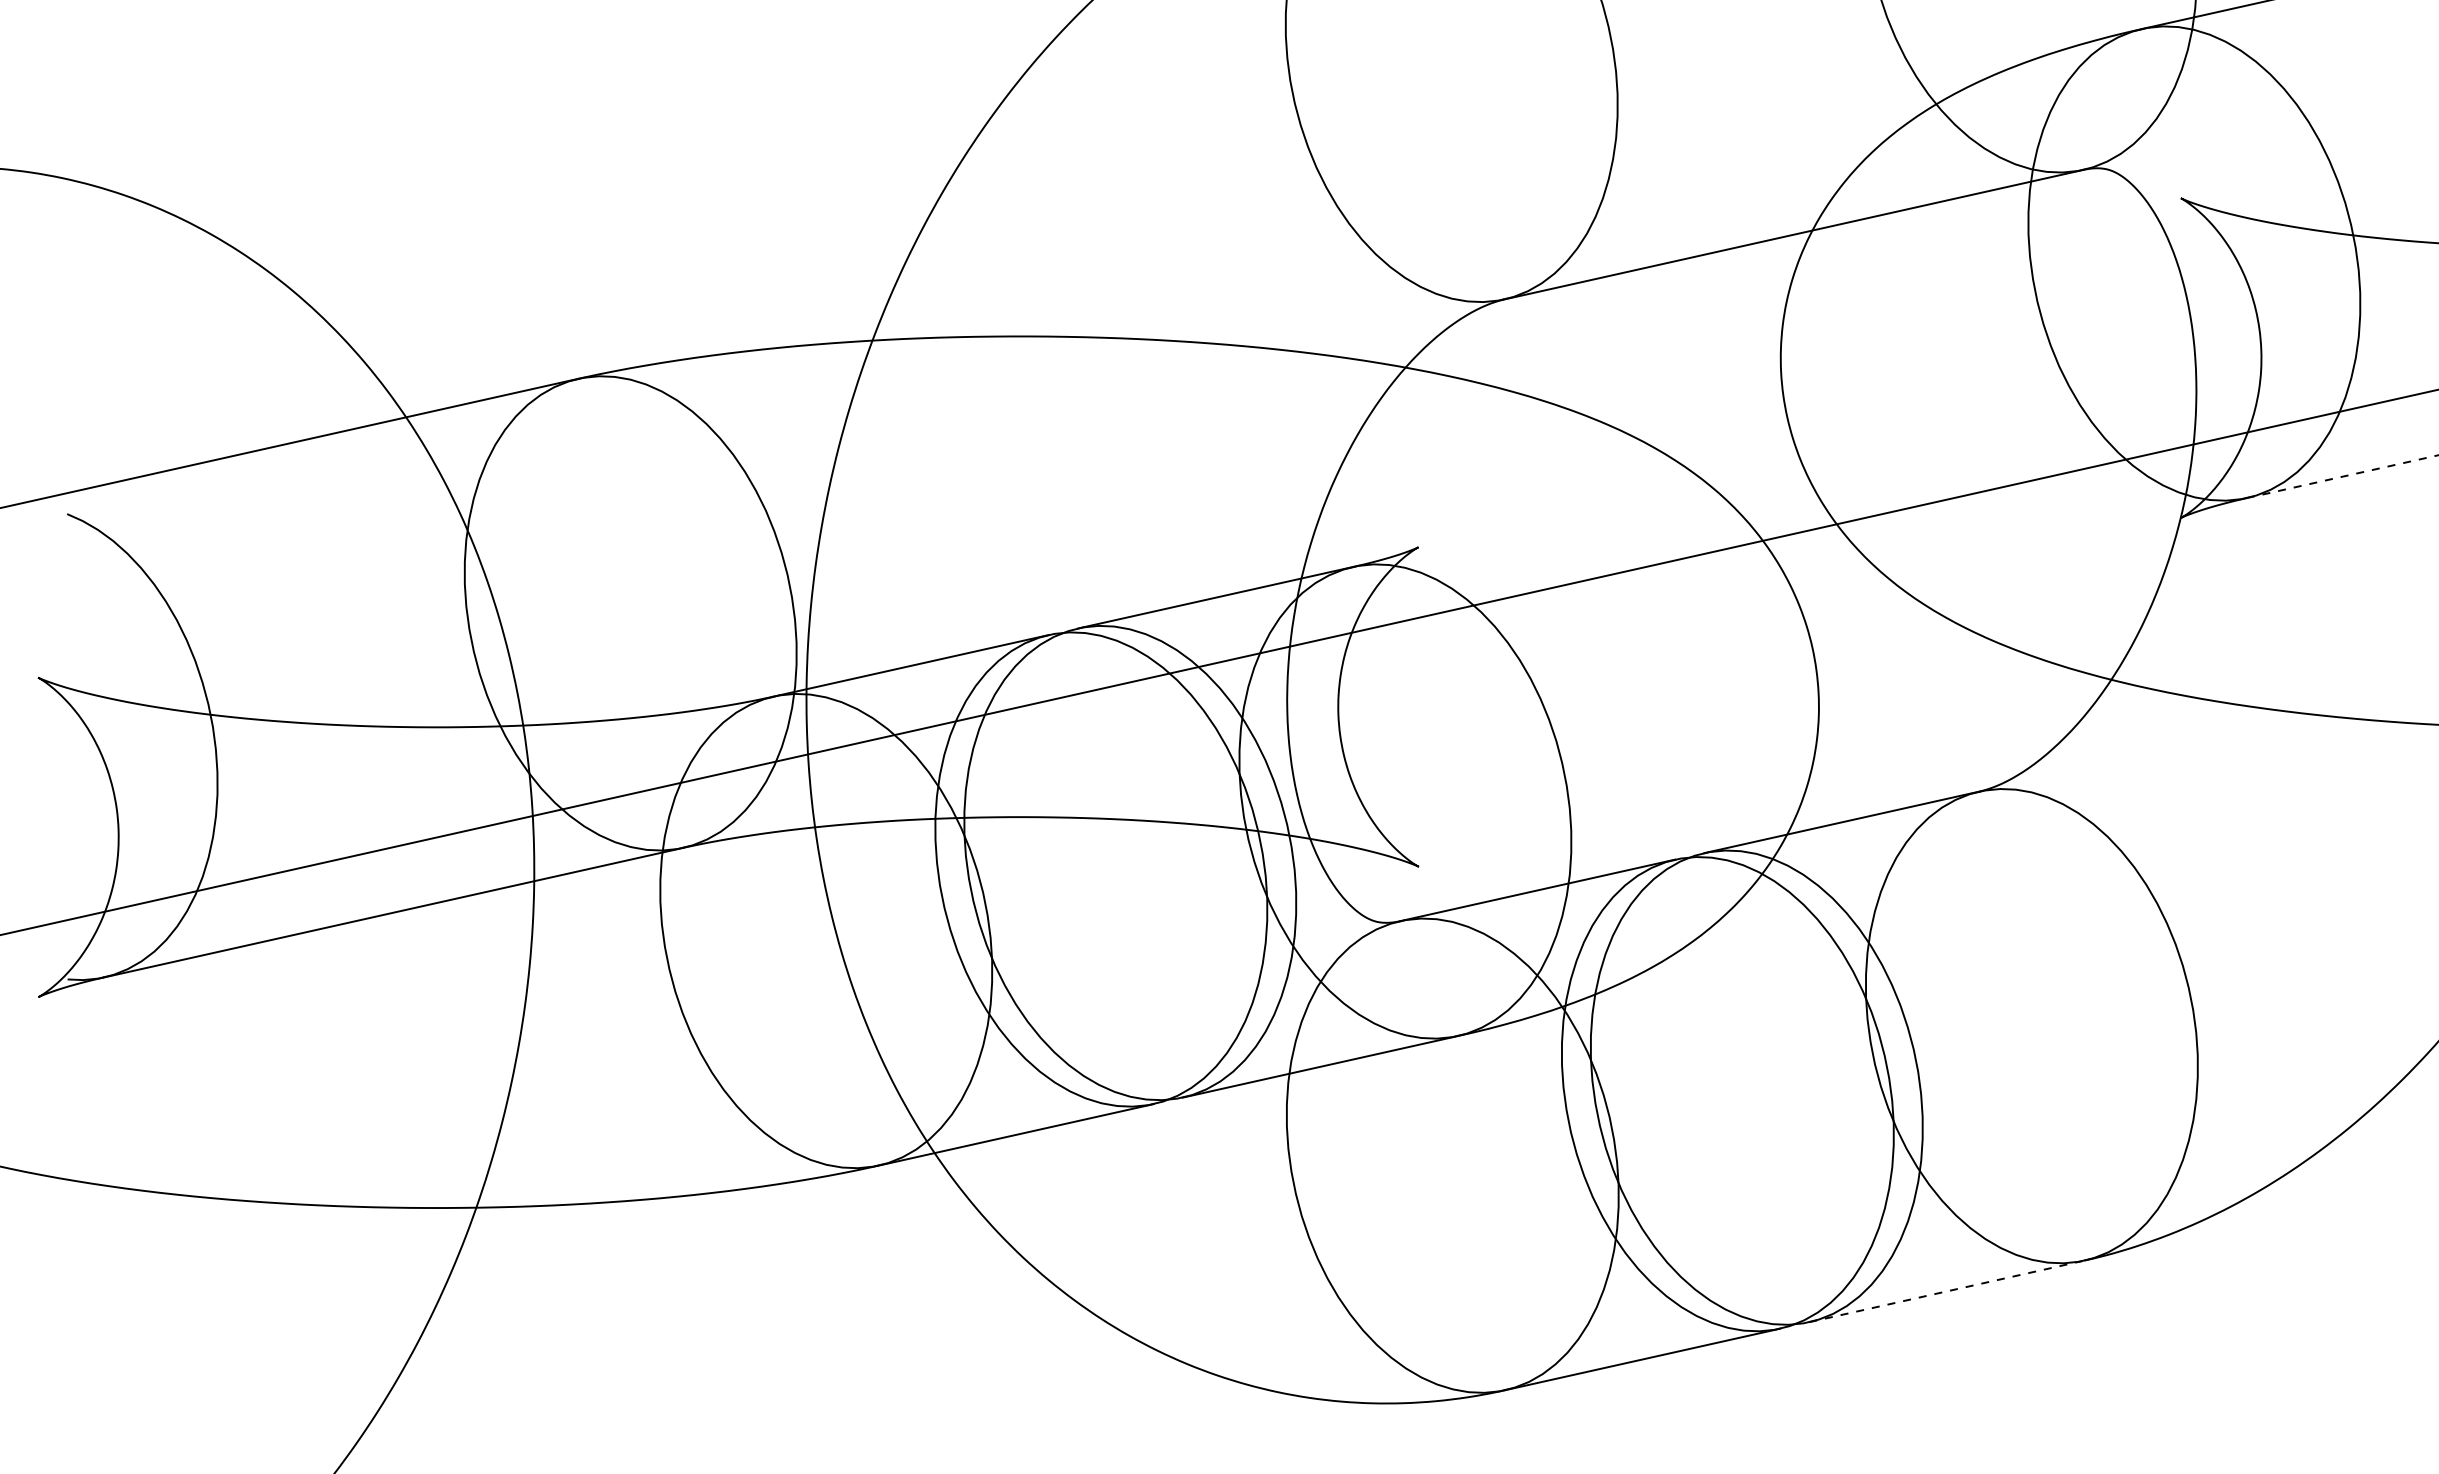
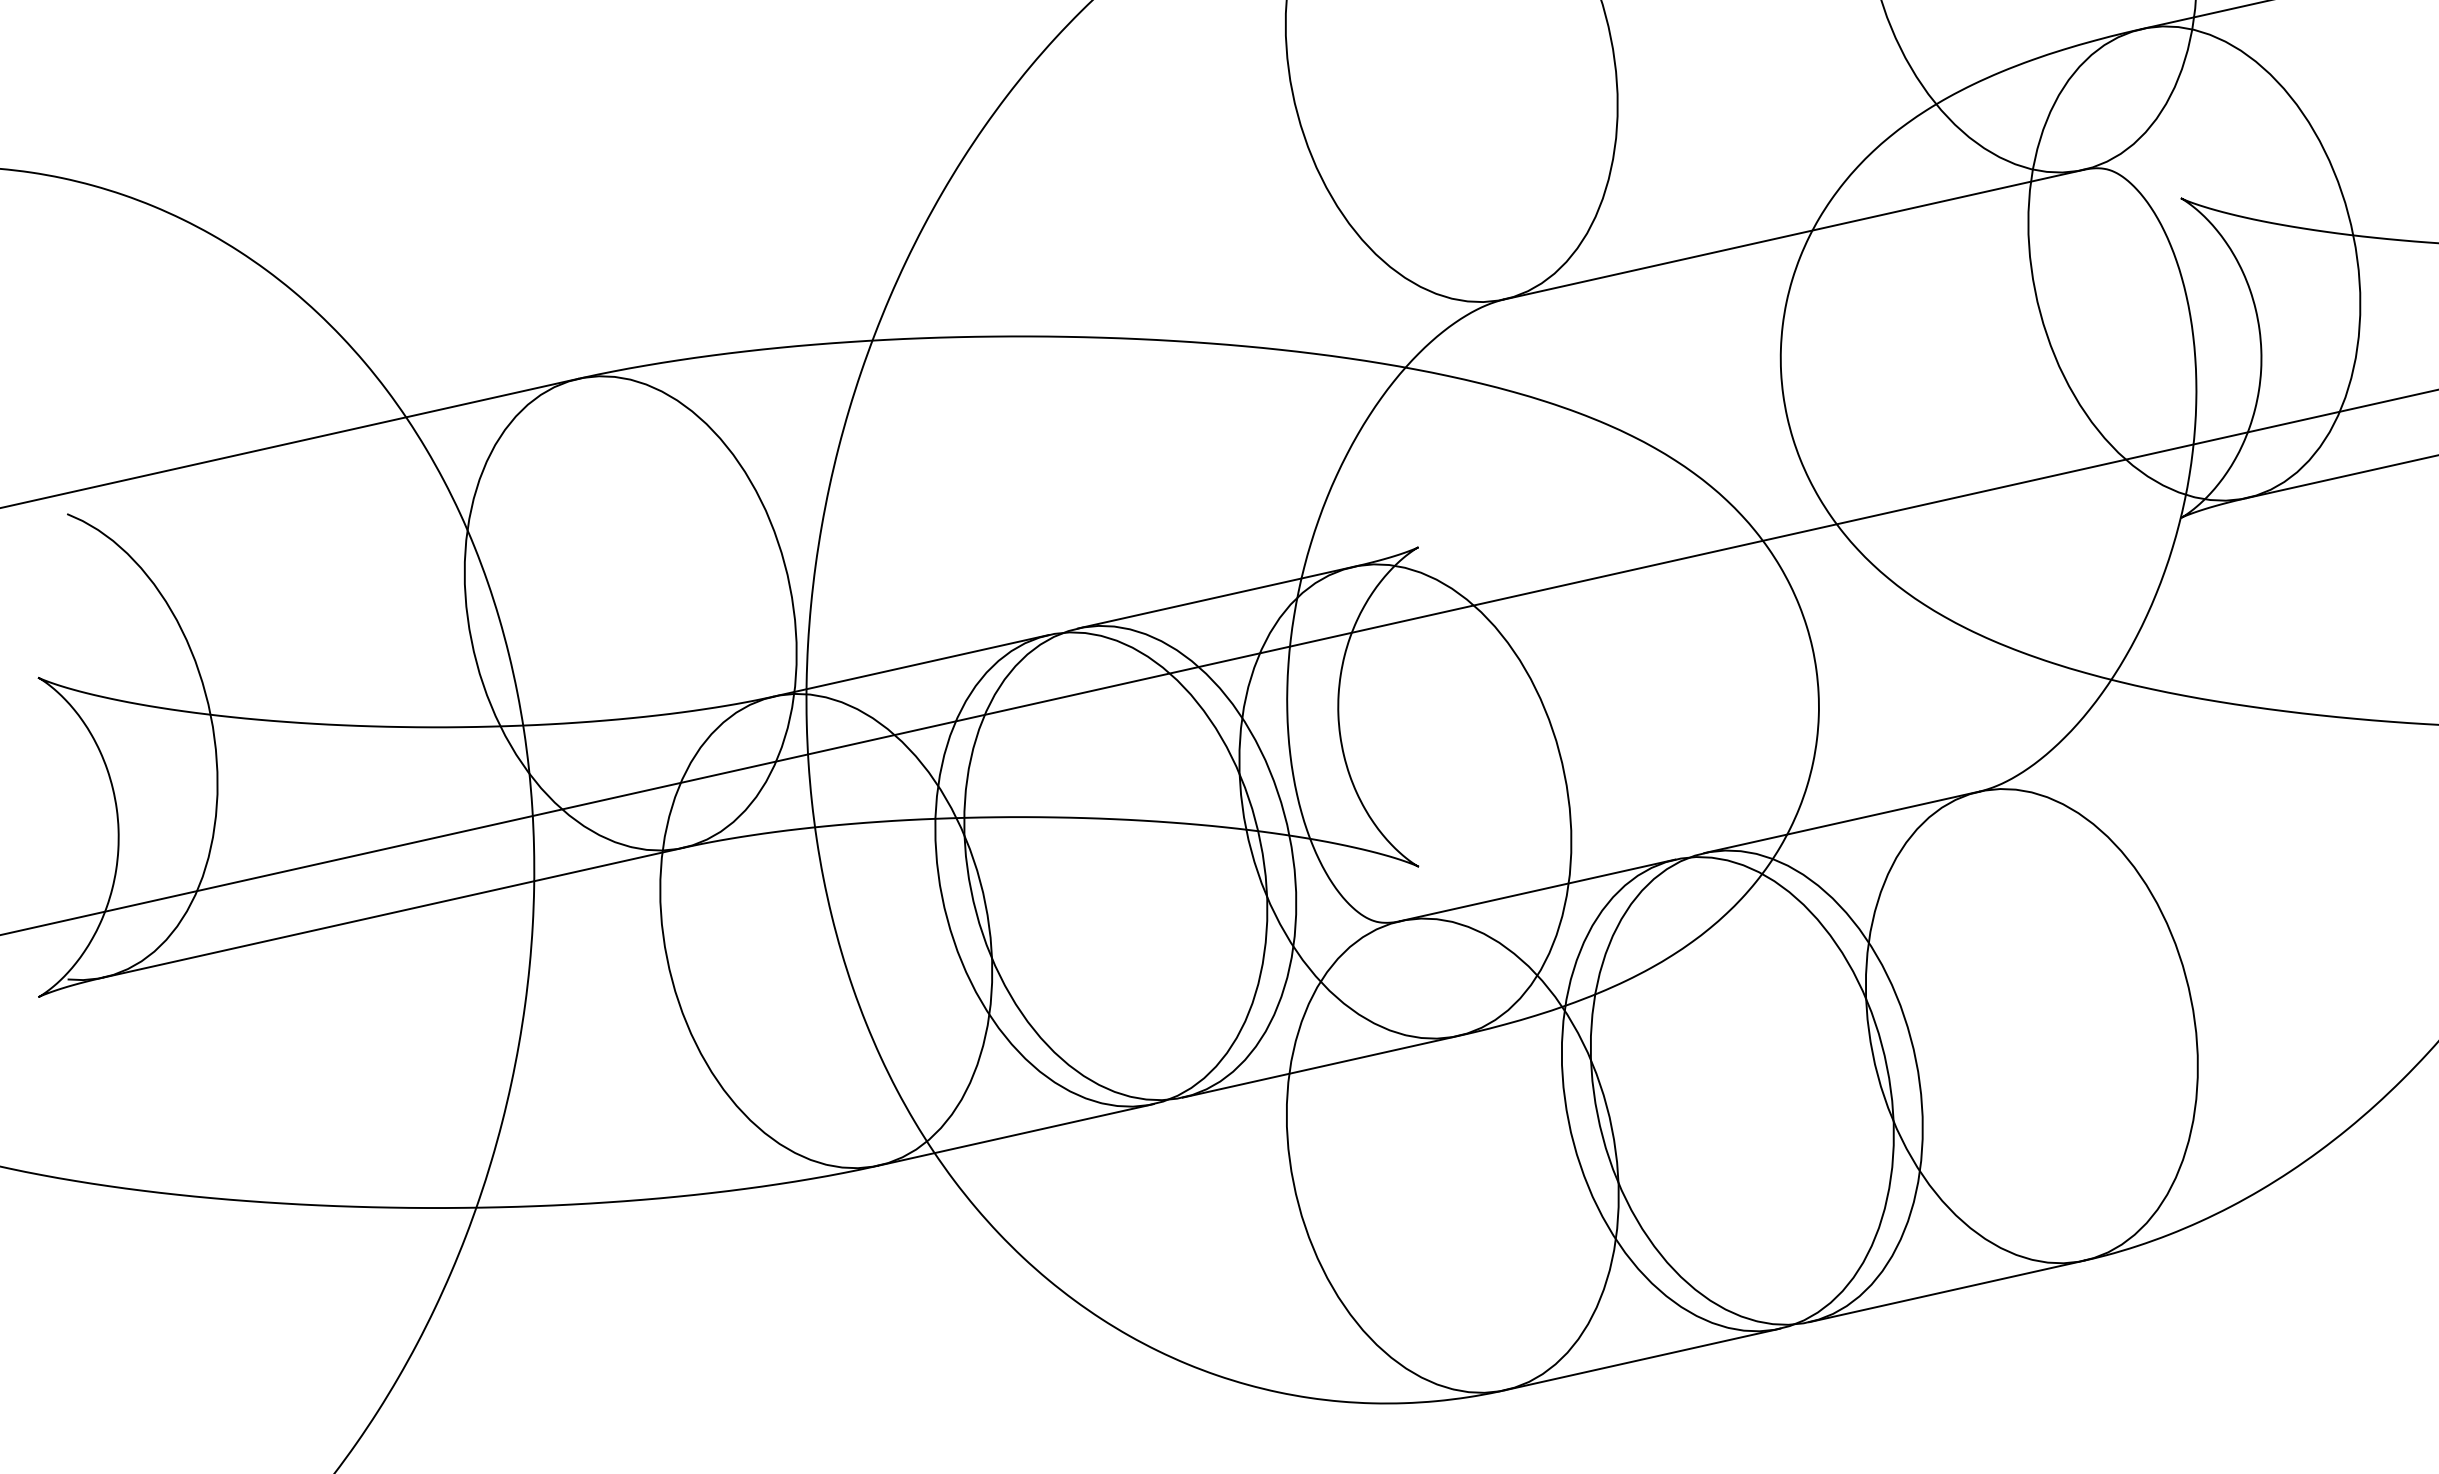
line: dashed -> solid (2343, 476)
line: dashed -> solid (1946, 1291)
